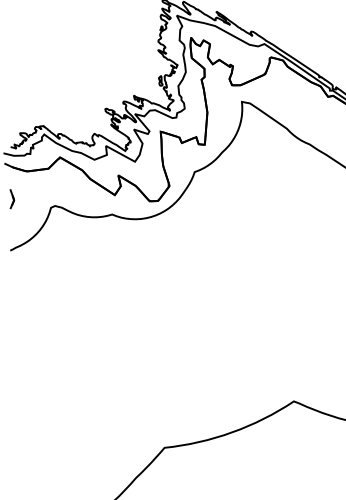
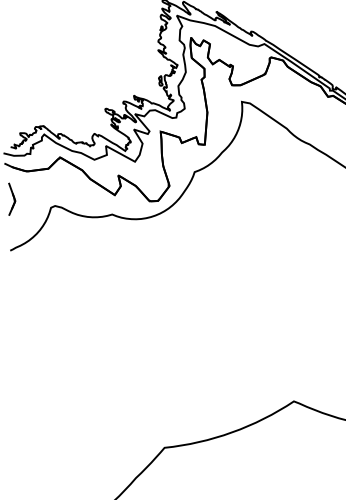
part size: 7x21 px -> 9x34 px (12, 198)
